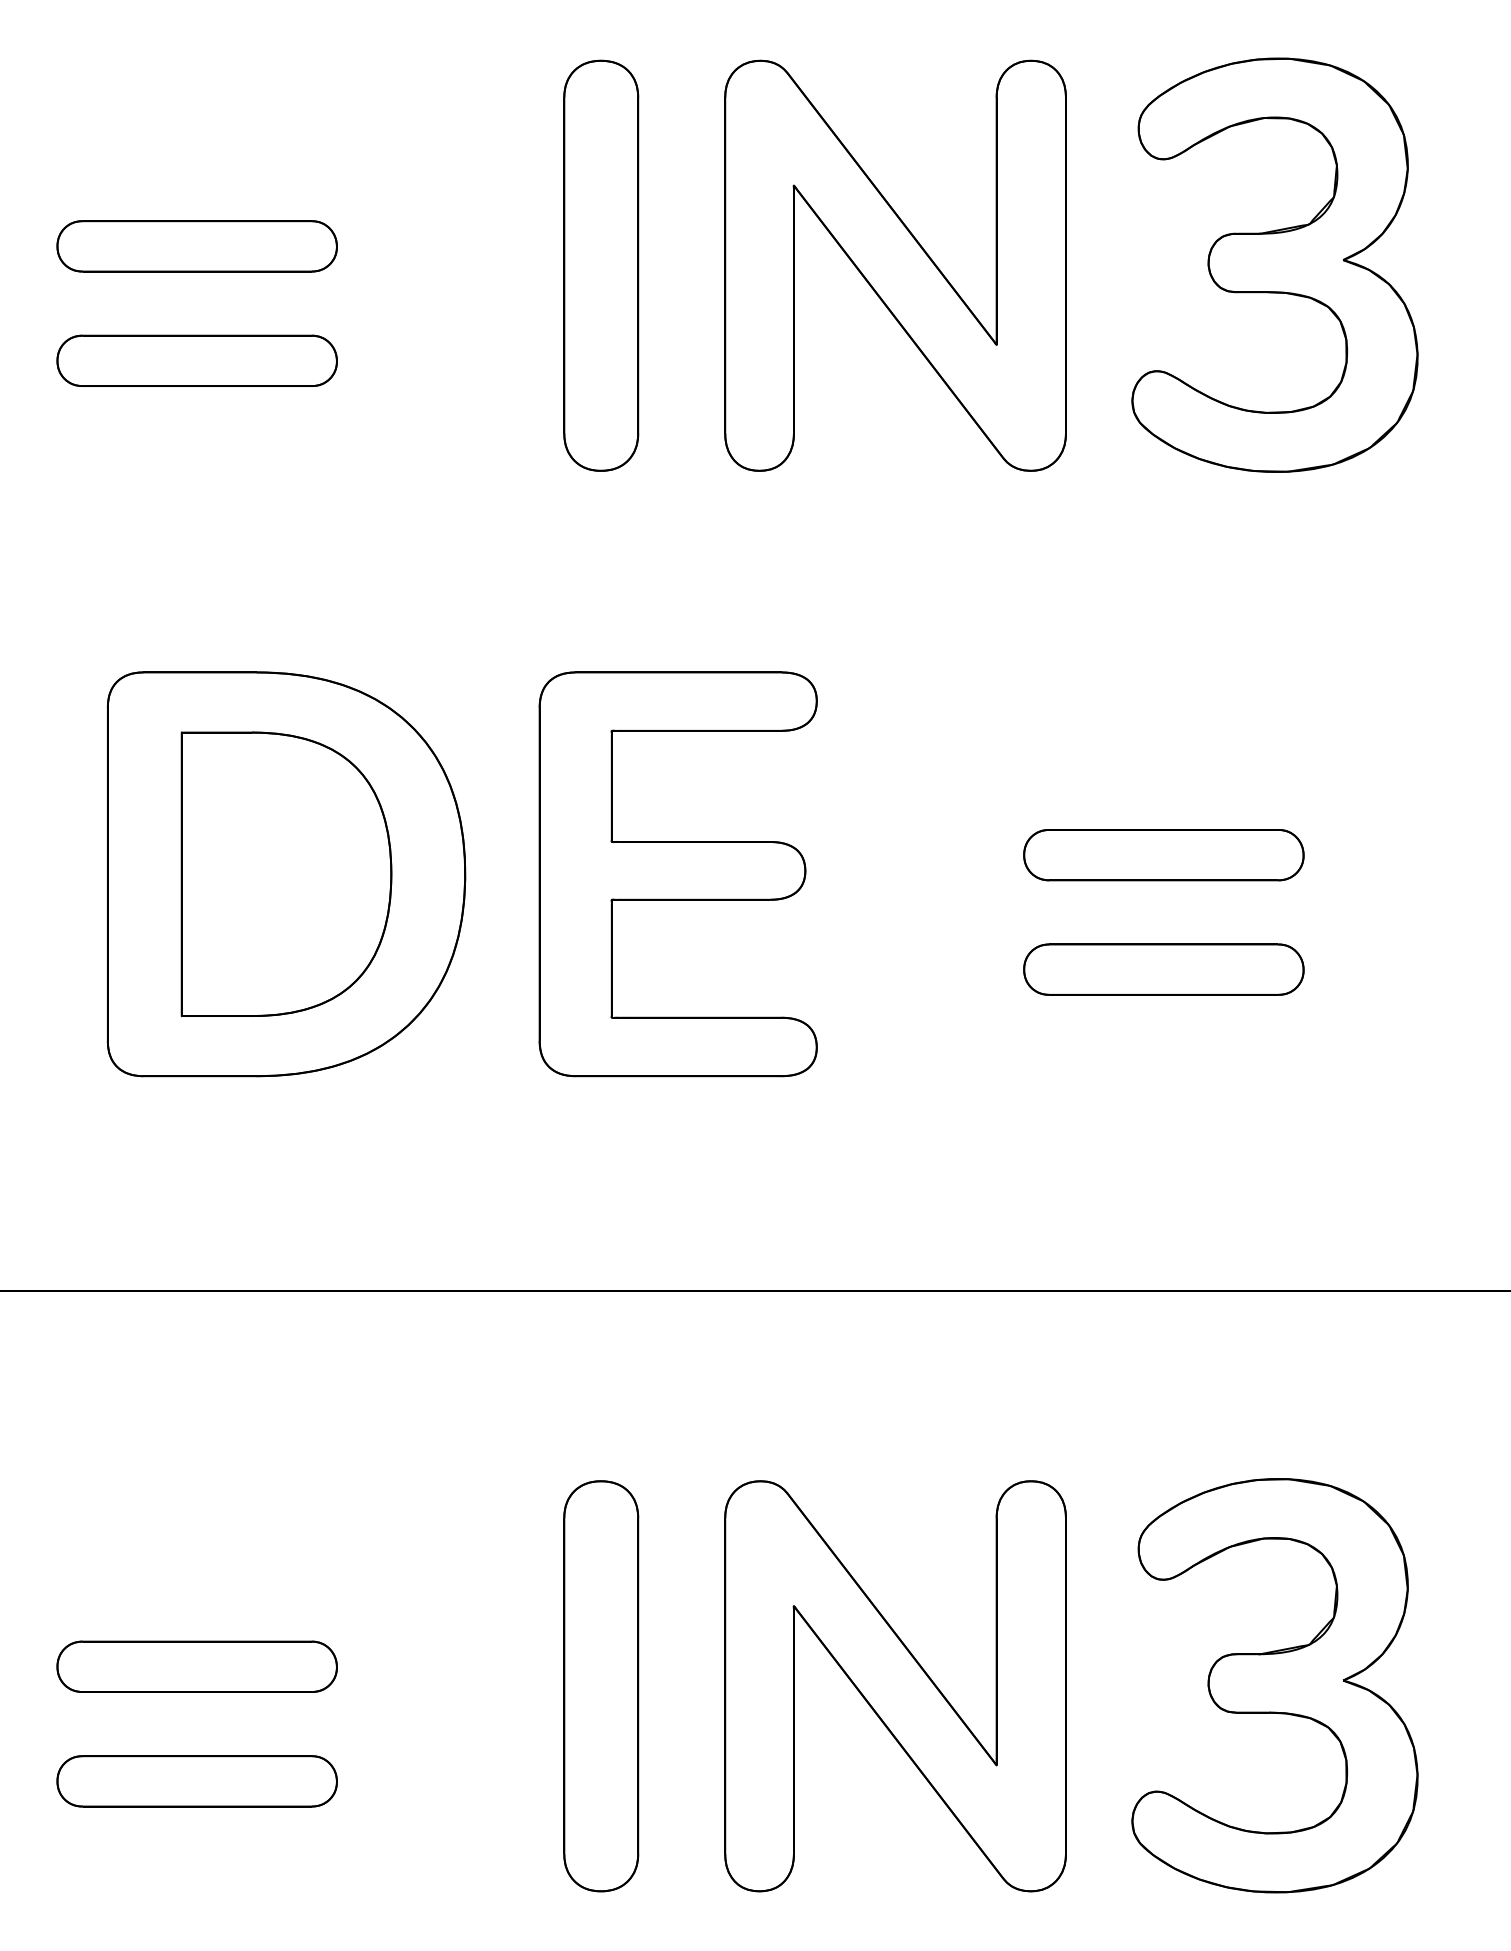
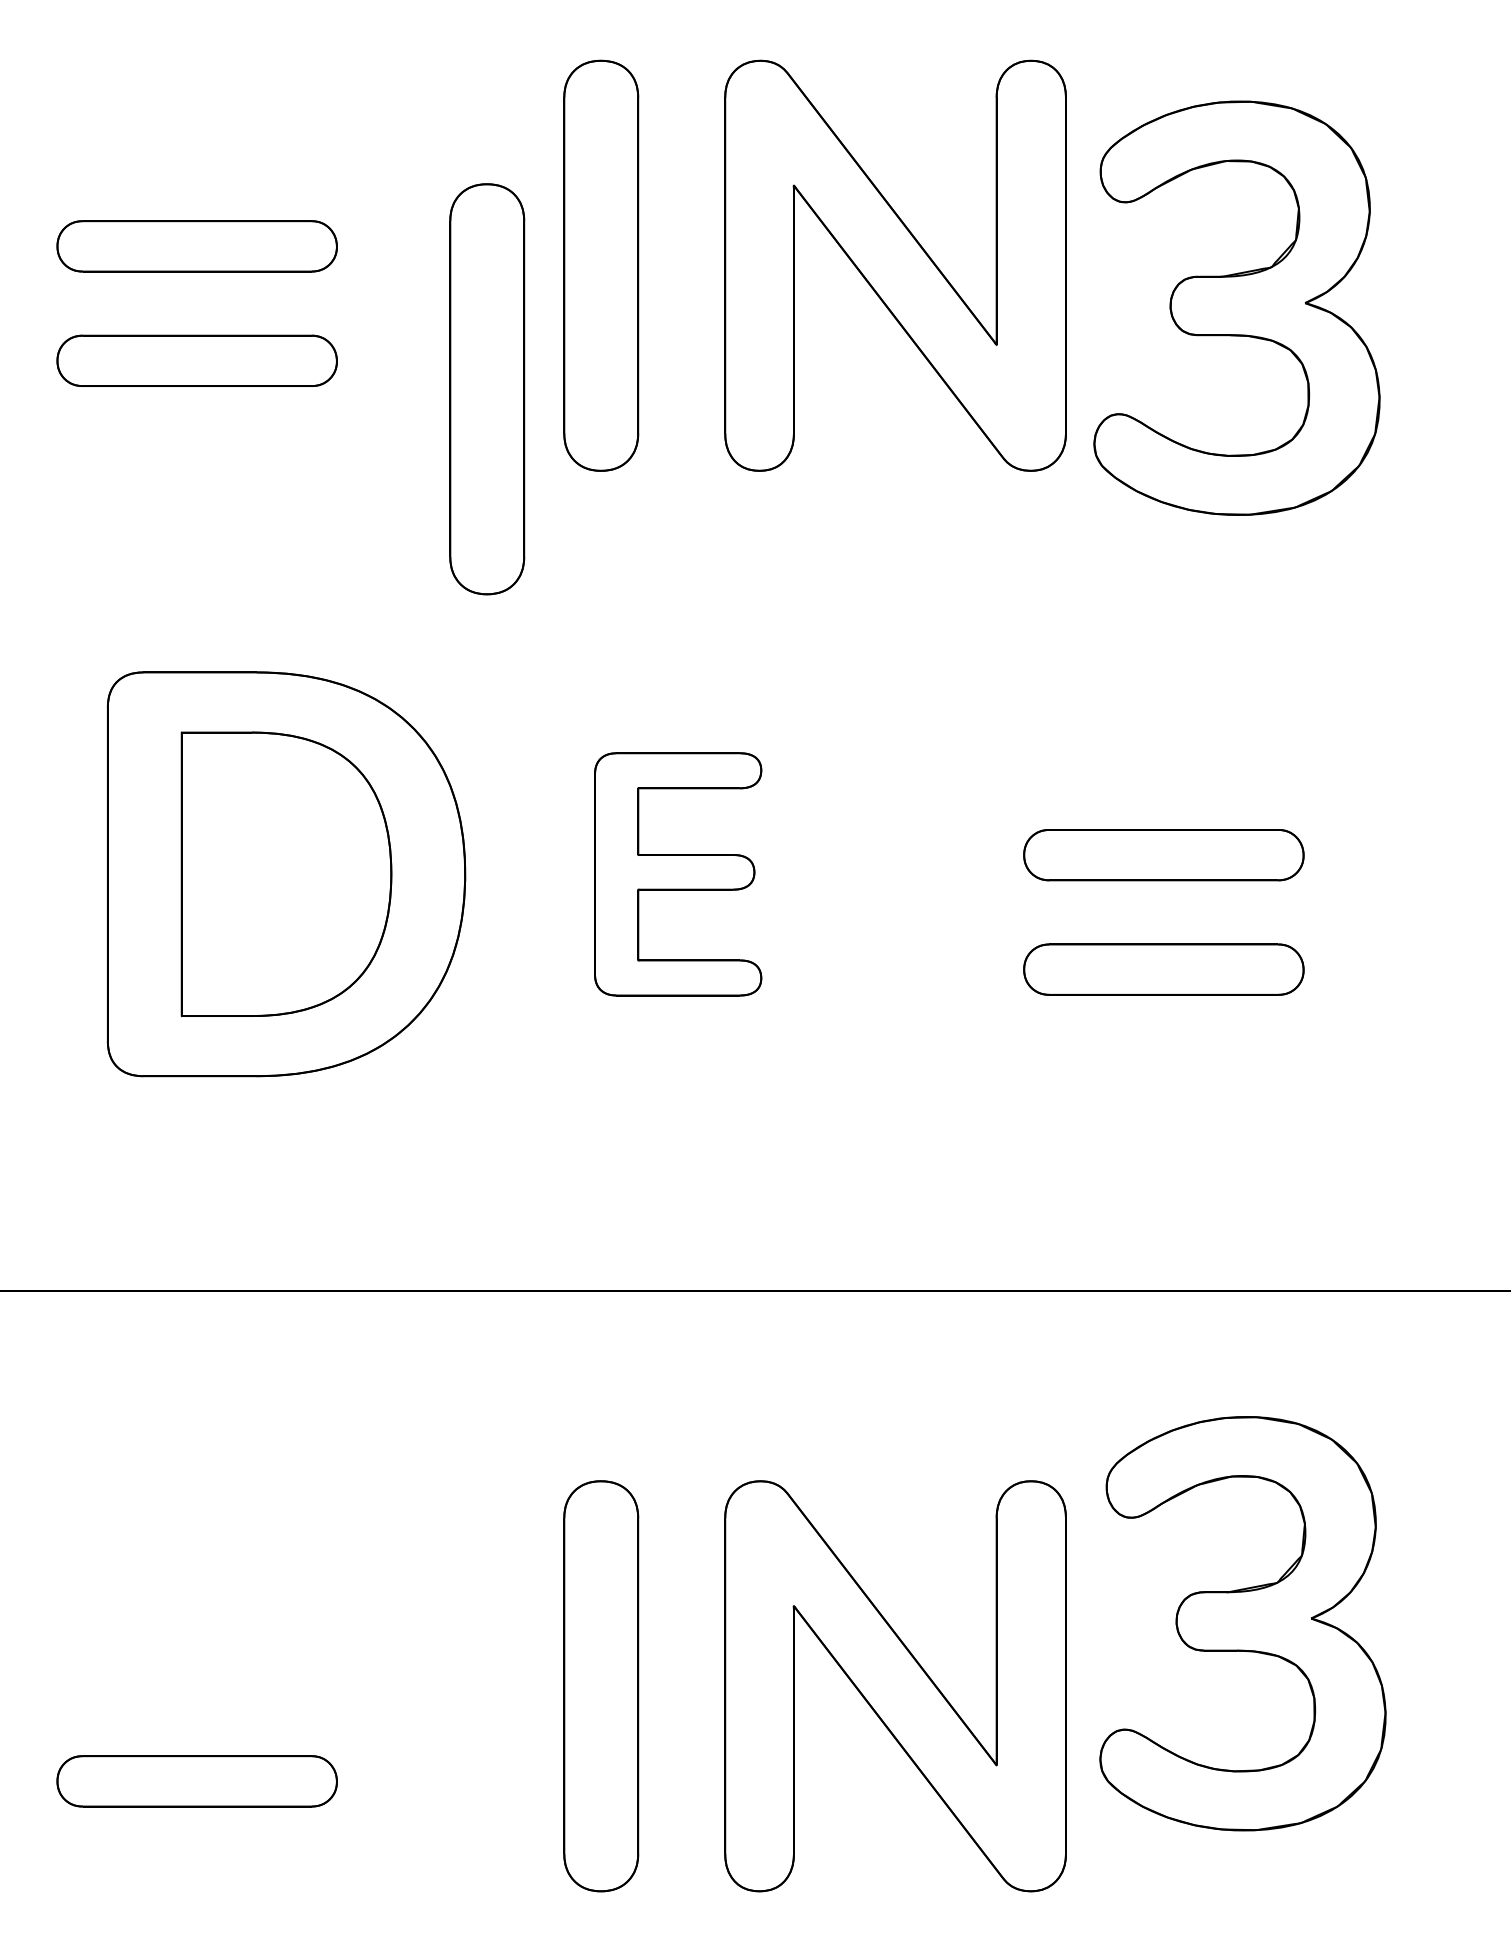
part position: (1274, 264) -> (1236, 307) (1236, 307)
part: none -> present (487, 389)
part size: 280x407 px -> 169x245 px (678, 874)
part: present -> none (196, 1666)
part position: (1274, 1685) -> (1242, 1623) (1242, 1623)
